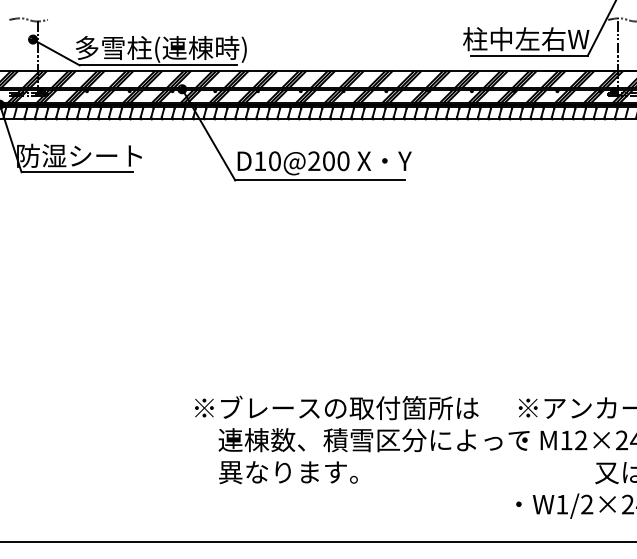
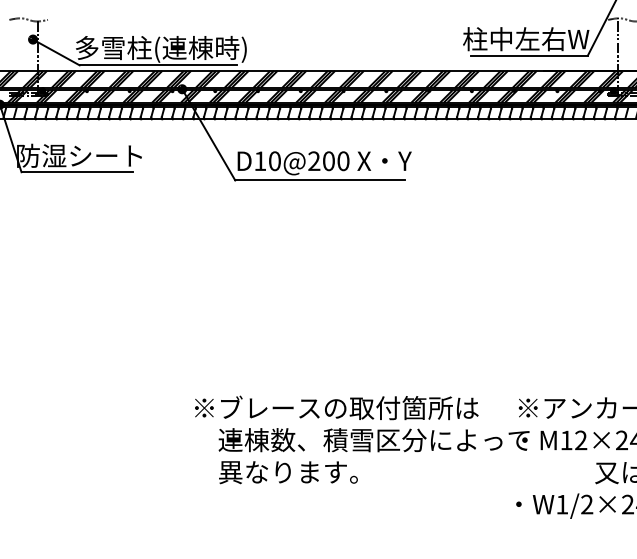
line: present -> none (317, 542)
